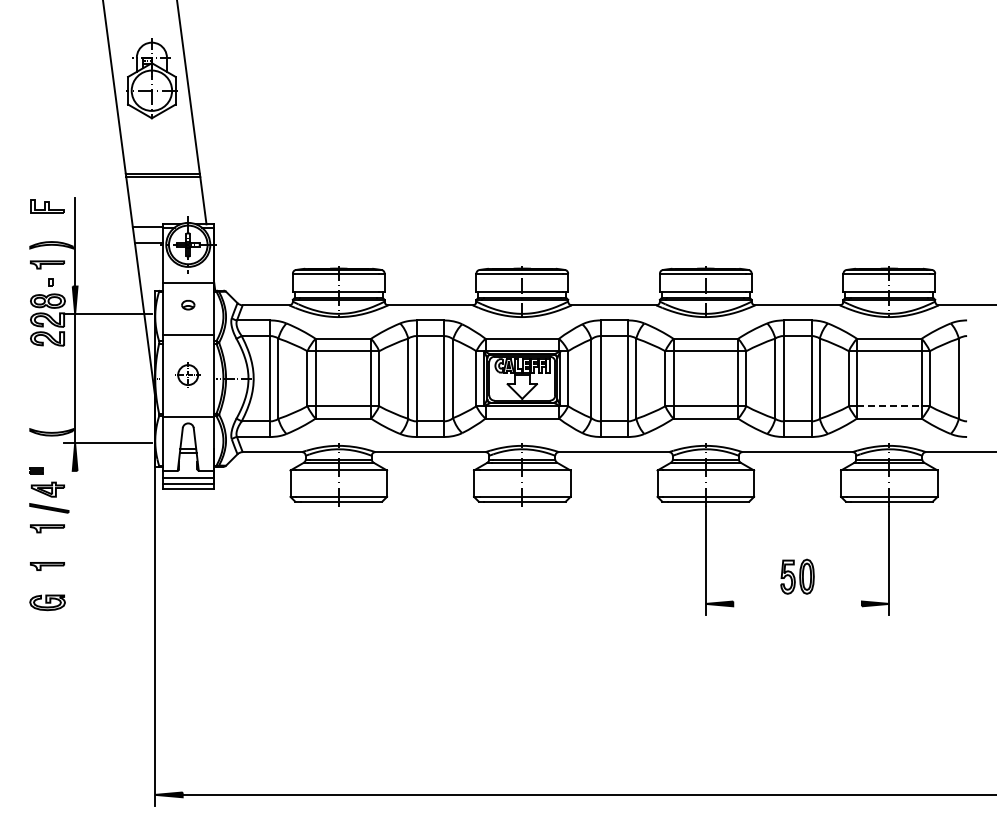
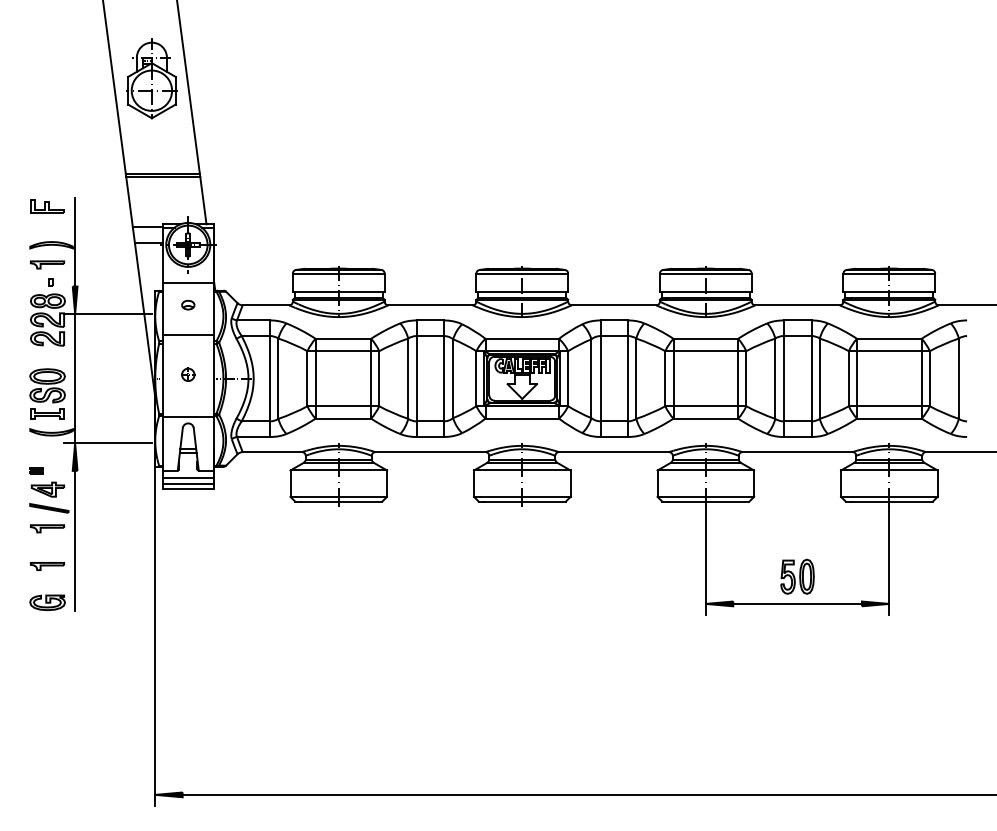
part size: 26x26 px -> 15x15 px (188, 374)
part: none -> present (47, 393)
line: dashed -> solid (889, 406)
line: none -> present (75, 540)
line: none -> present (797, 603)
